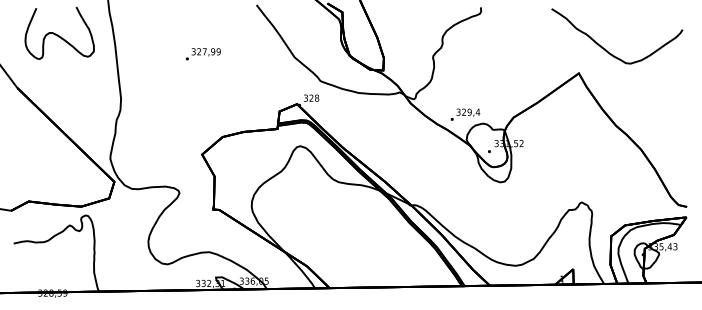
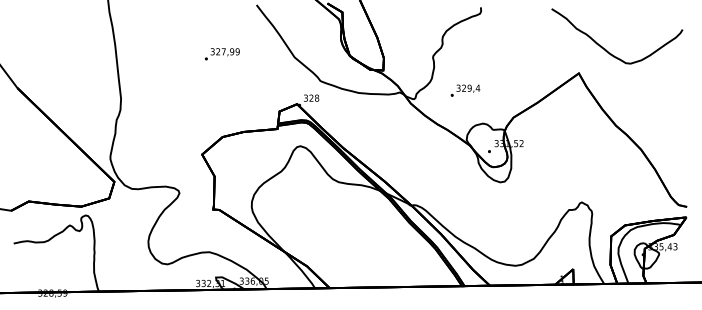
curve: present -> none (58, 34)
text position: (203, 54) -> (222, 54) (222, 54)
text position: (465, 114) -> (465, 90) (465, 90)
